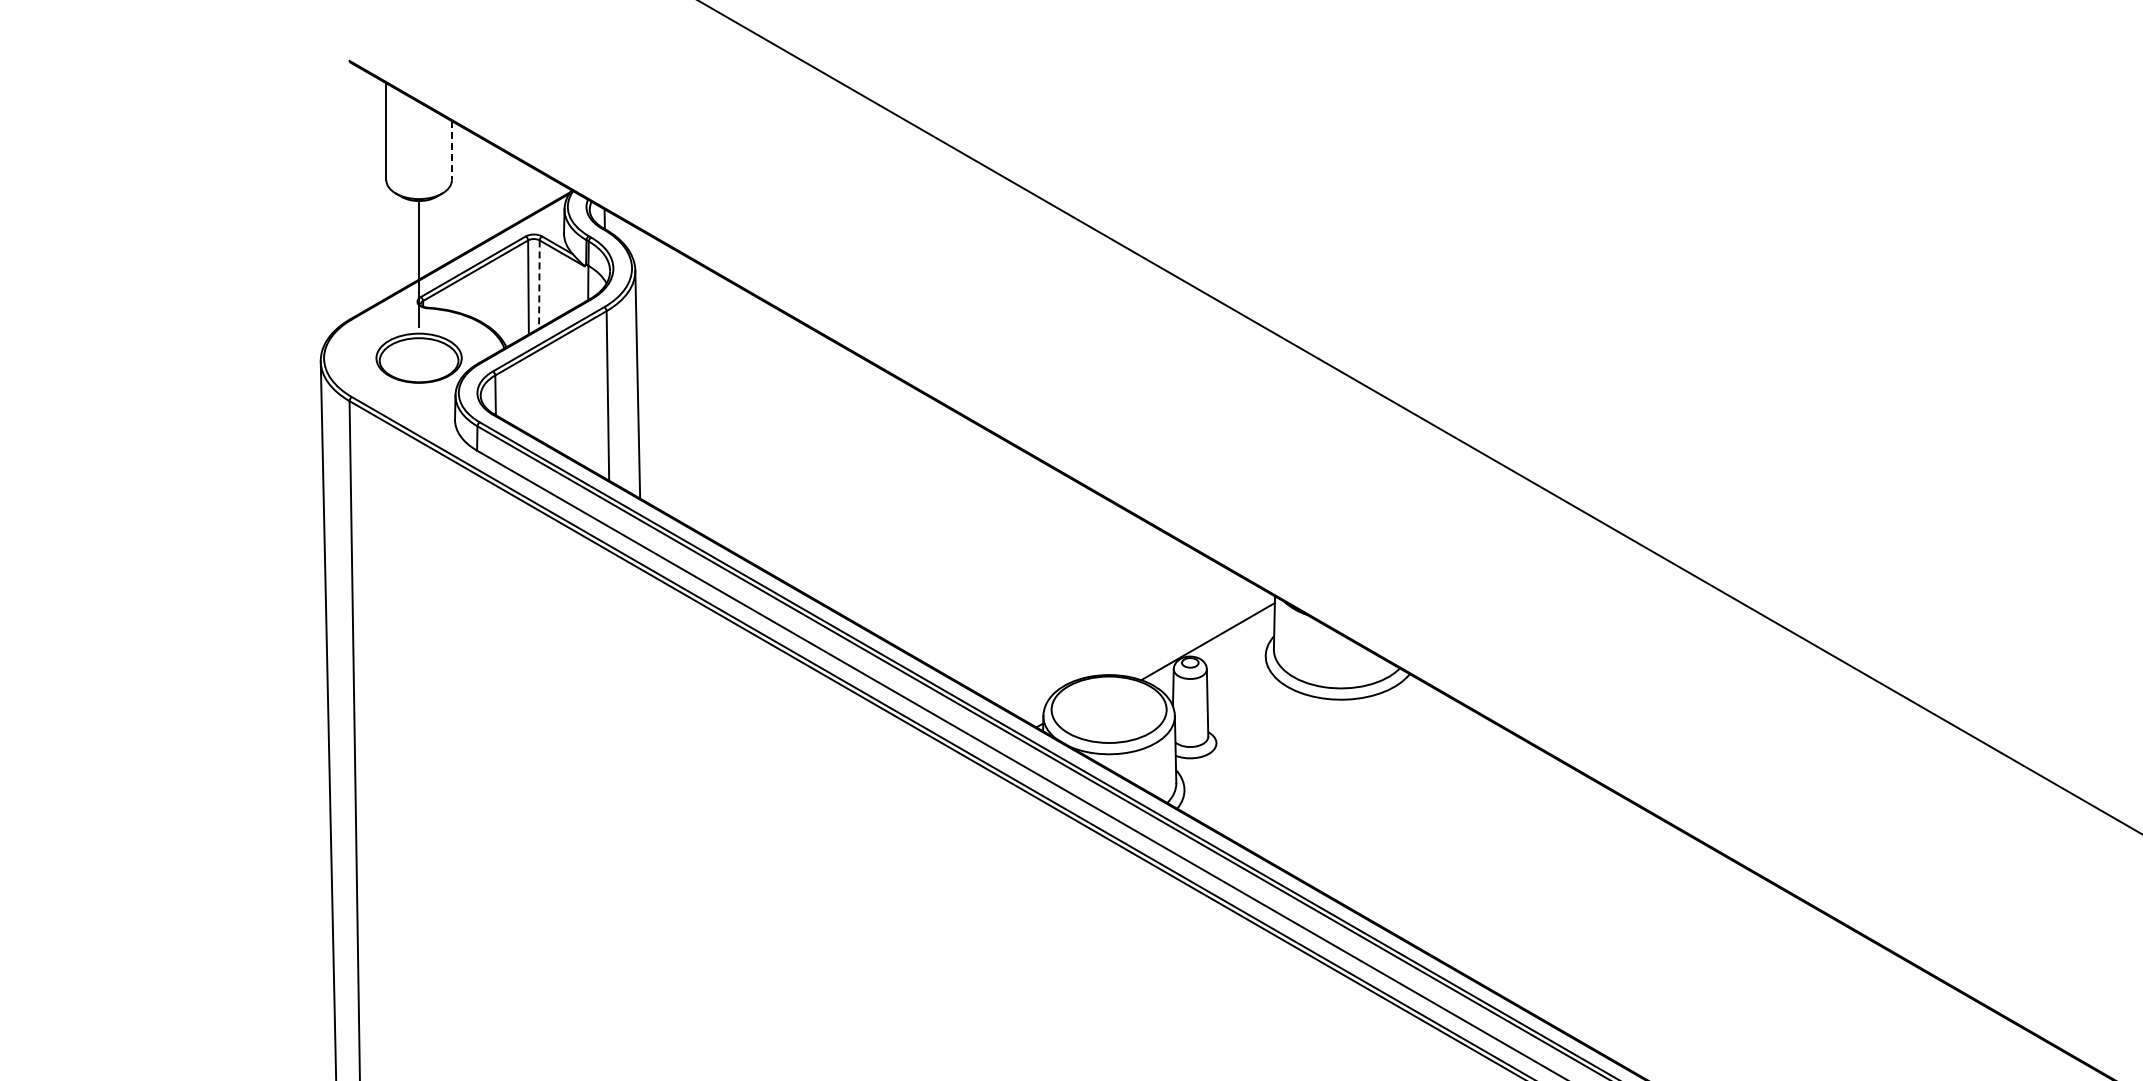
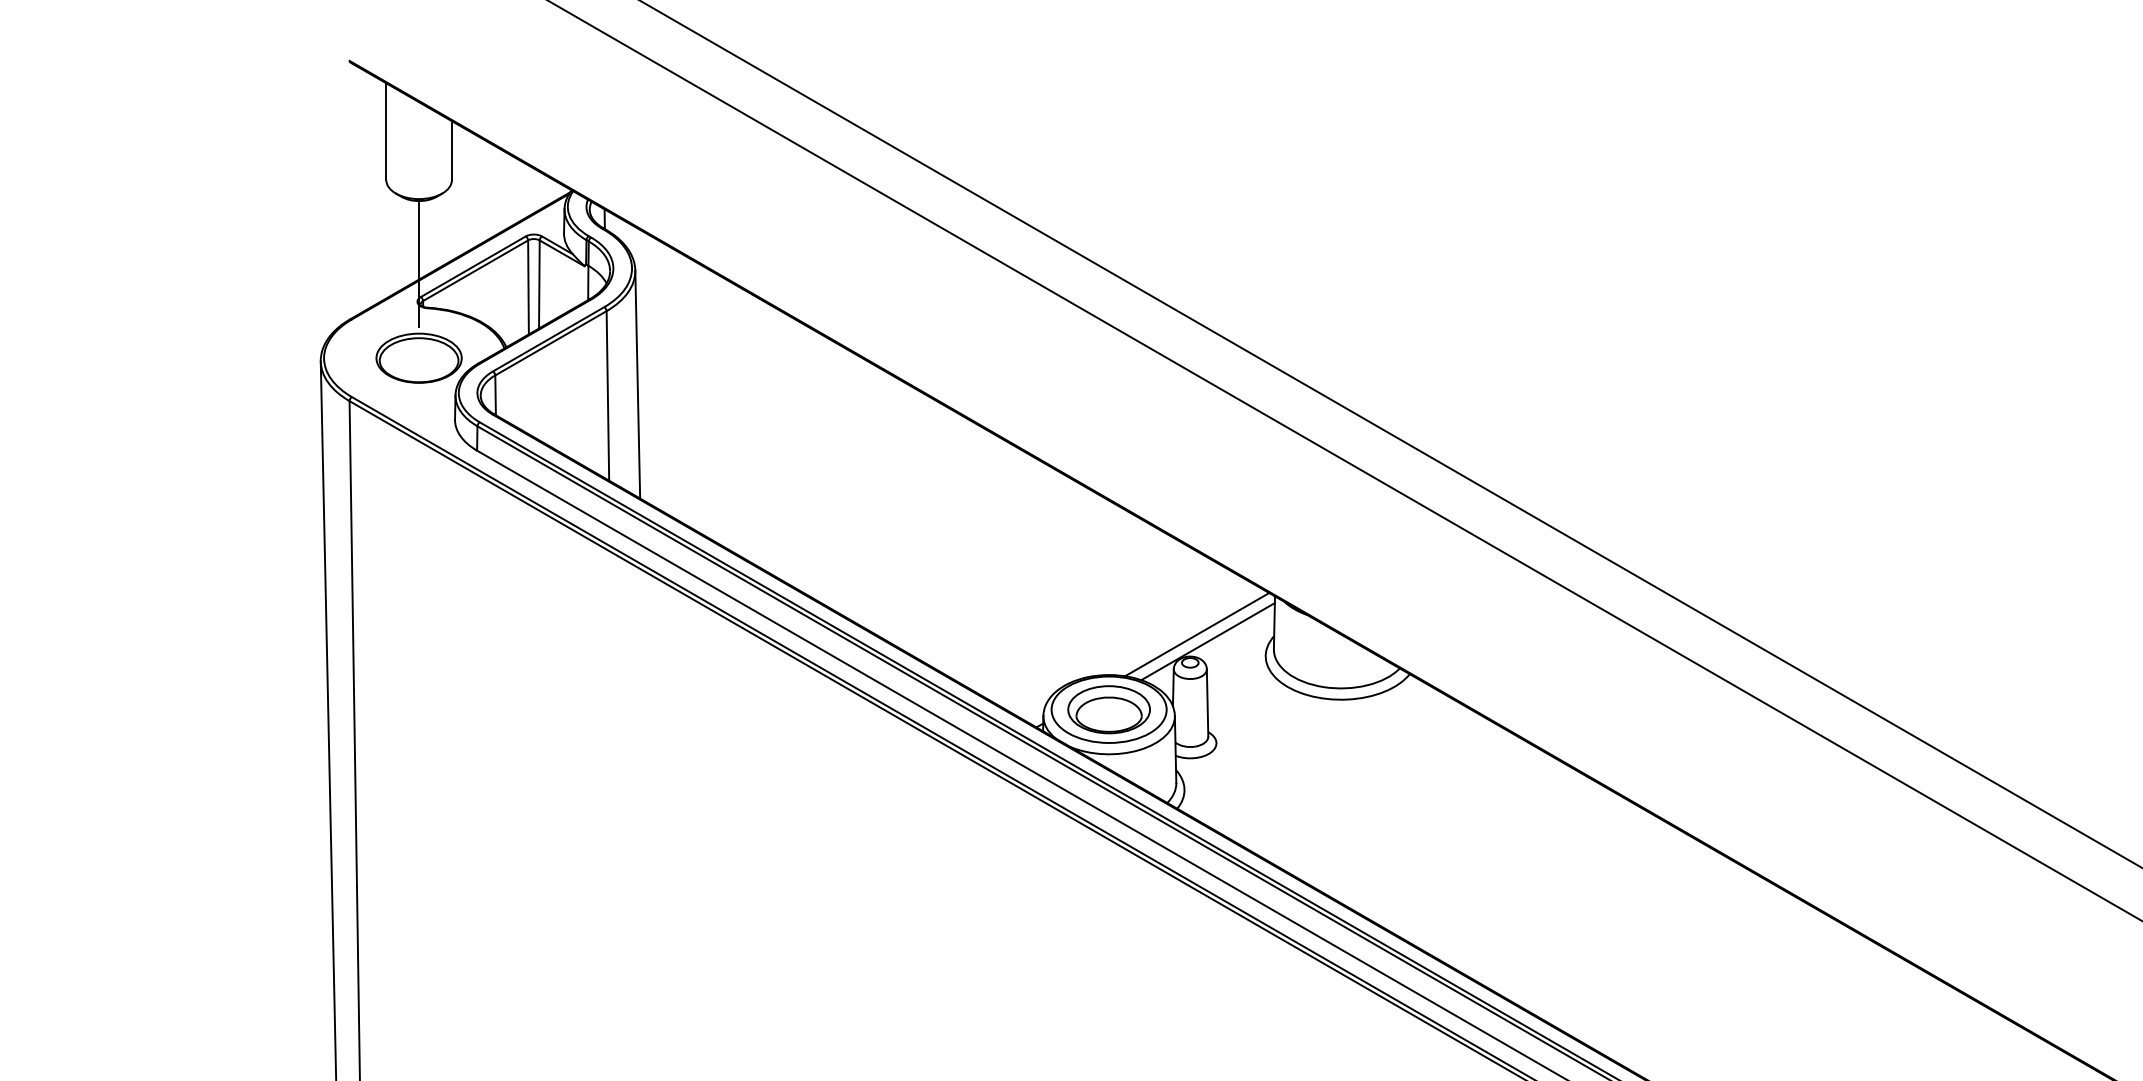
line: dashed -> solid (451, 150)
line: dashed -> solid (539, 284)
line position: (1419, 417) -> (1390, 434) (1390, 434)
line: none -> present (1344, 460)
line: none -> present (1197, 634)
part: none -> present (1108, 709)
